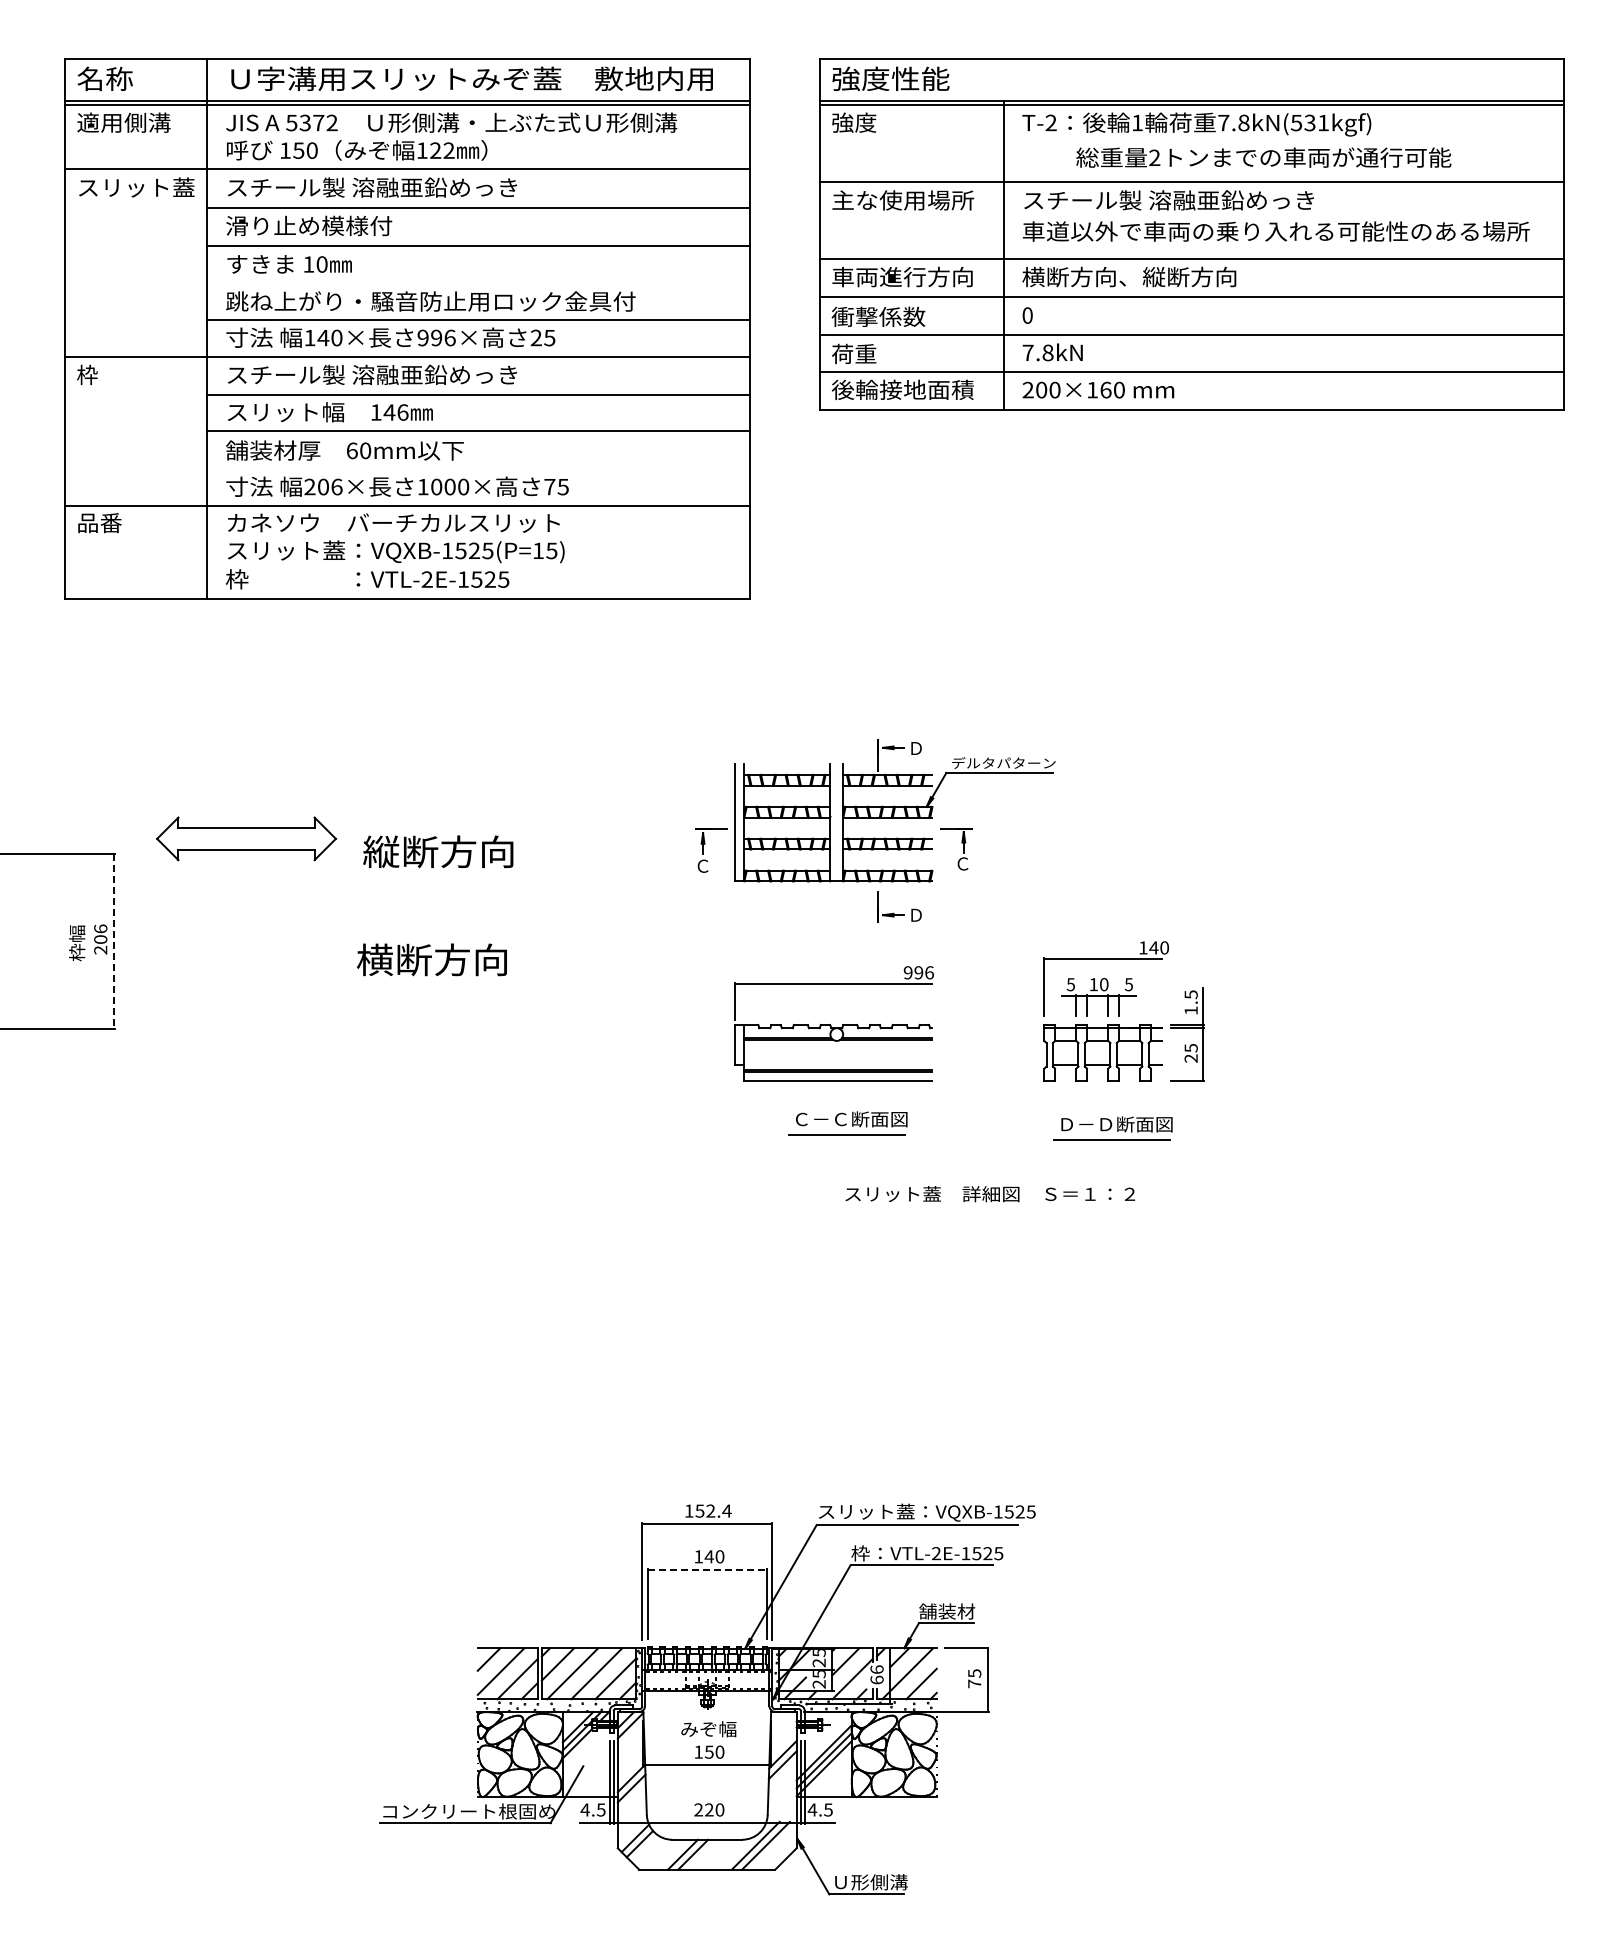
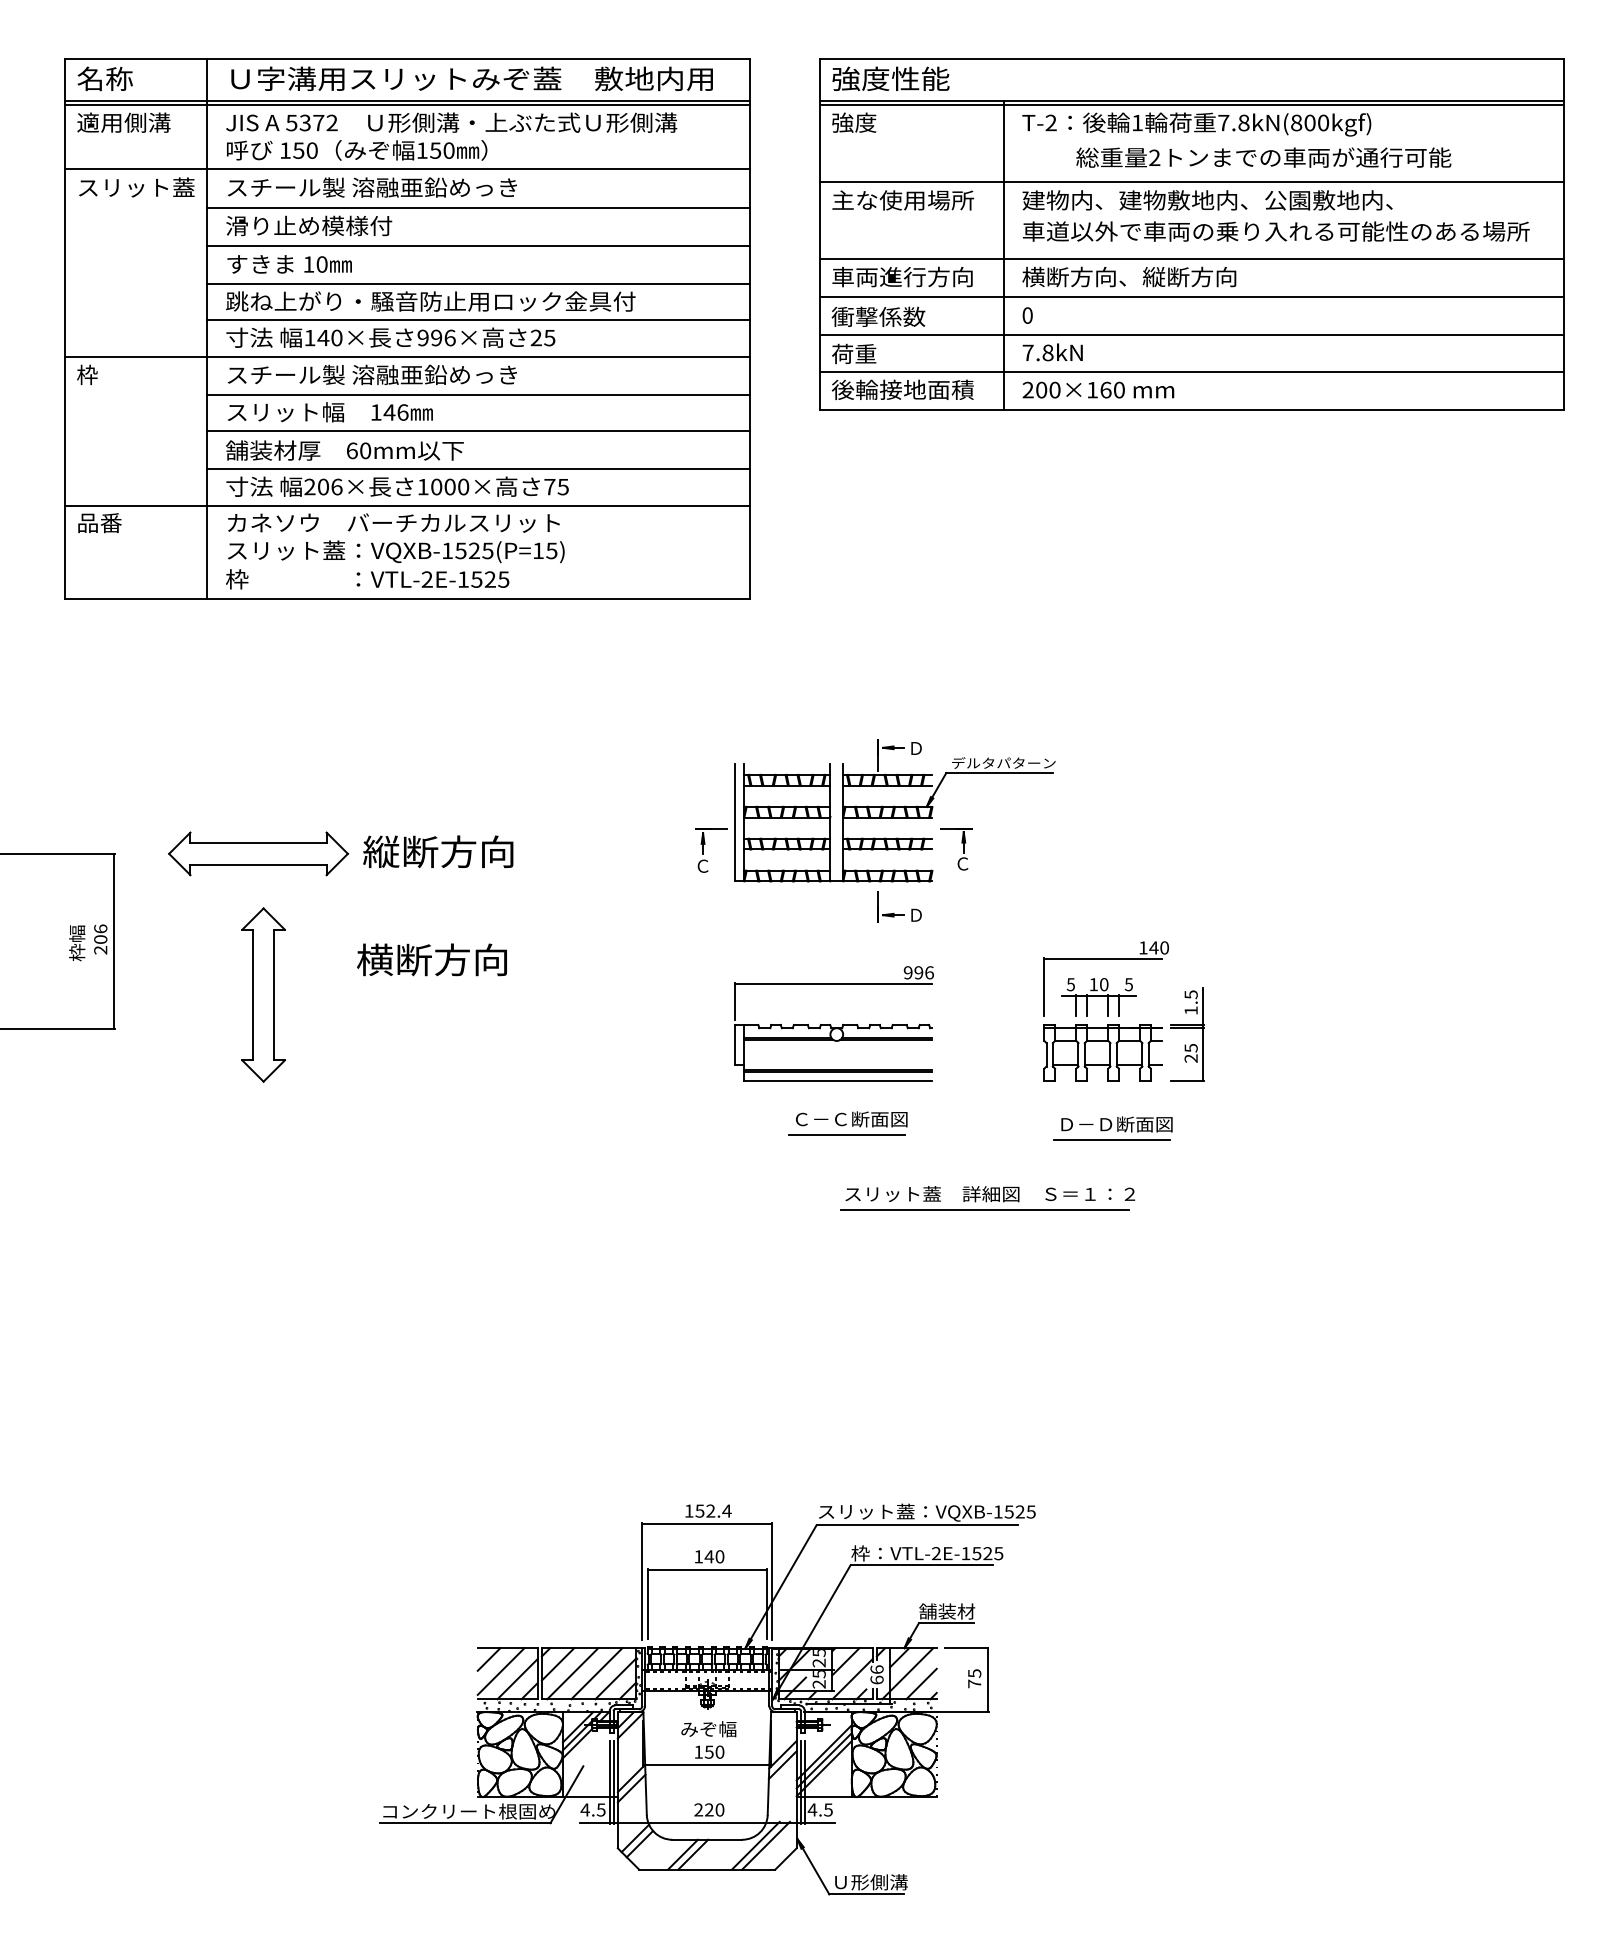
text: 7.8kN(531kgf) -> 7.8kN(800kgf) (1309, 122)
text: 122 -> 150 (442, 150)
text: スチール製 溶融亜鉛めっき -> 建物内、建物敷地内、公園敷地内、 (1207, 200)
line: none -> present (478, 284)
line: none -> present (478, 469)
part position: (246, 838) -> (258, 853) (258, 853)
line: dashed -> solid (113, 941)
part: none -> present (263, 994)
line: none -> present (984, 1209)
line: dashed -> solid (707, 1569)
